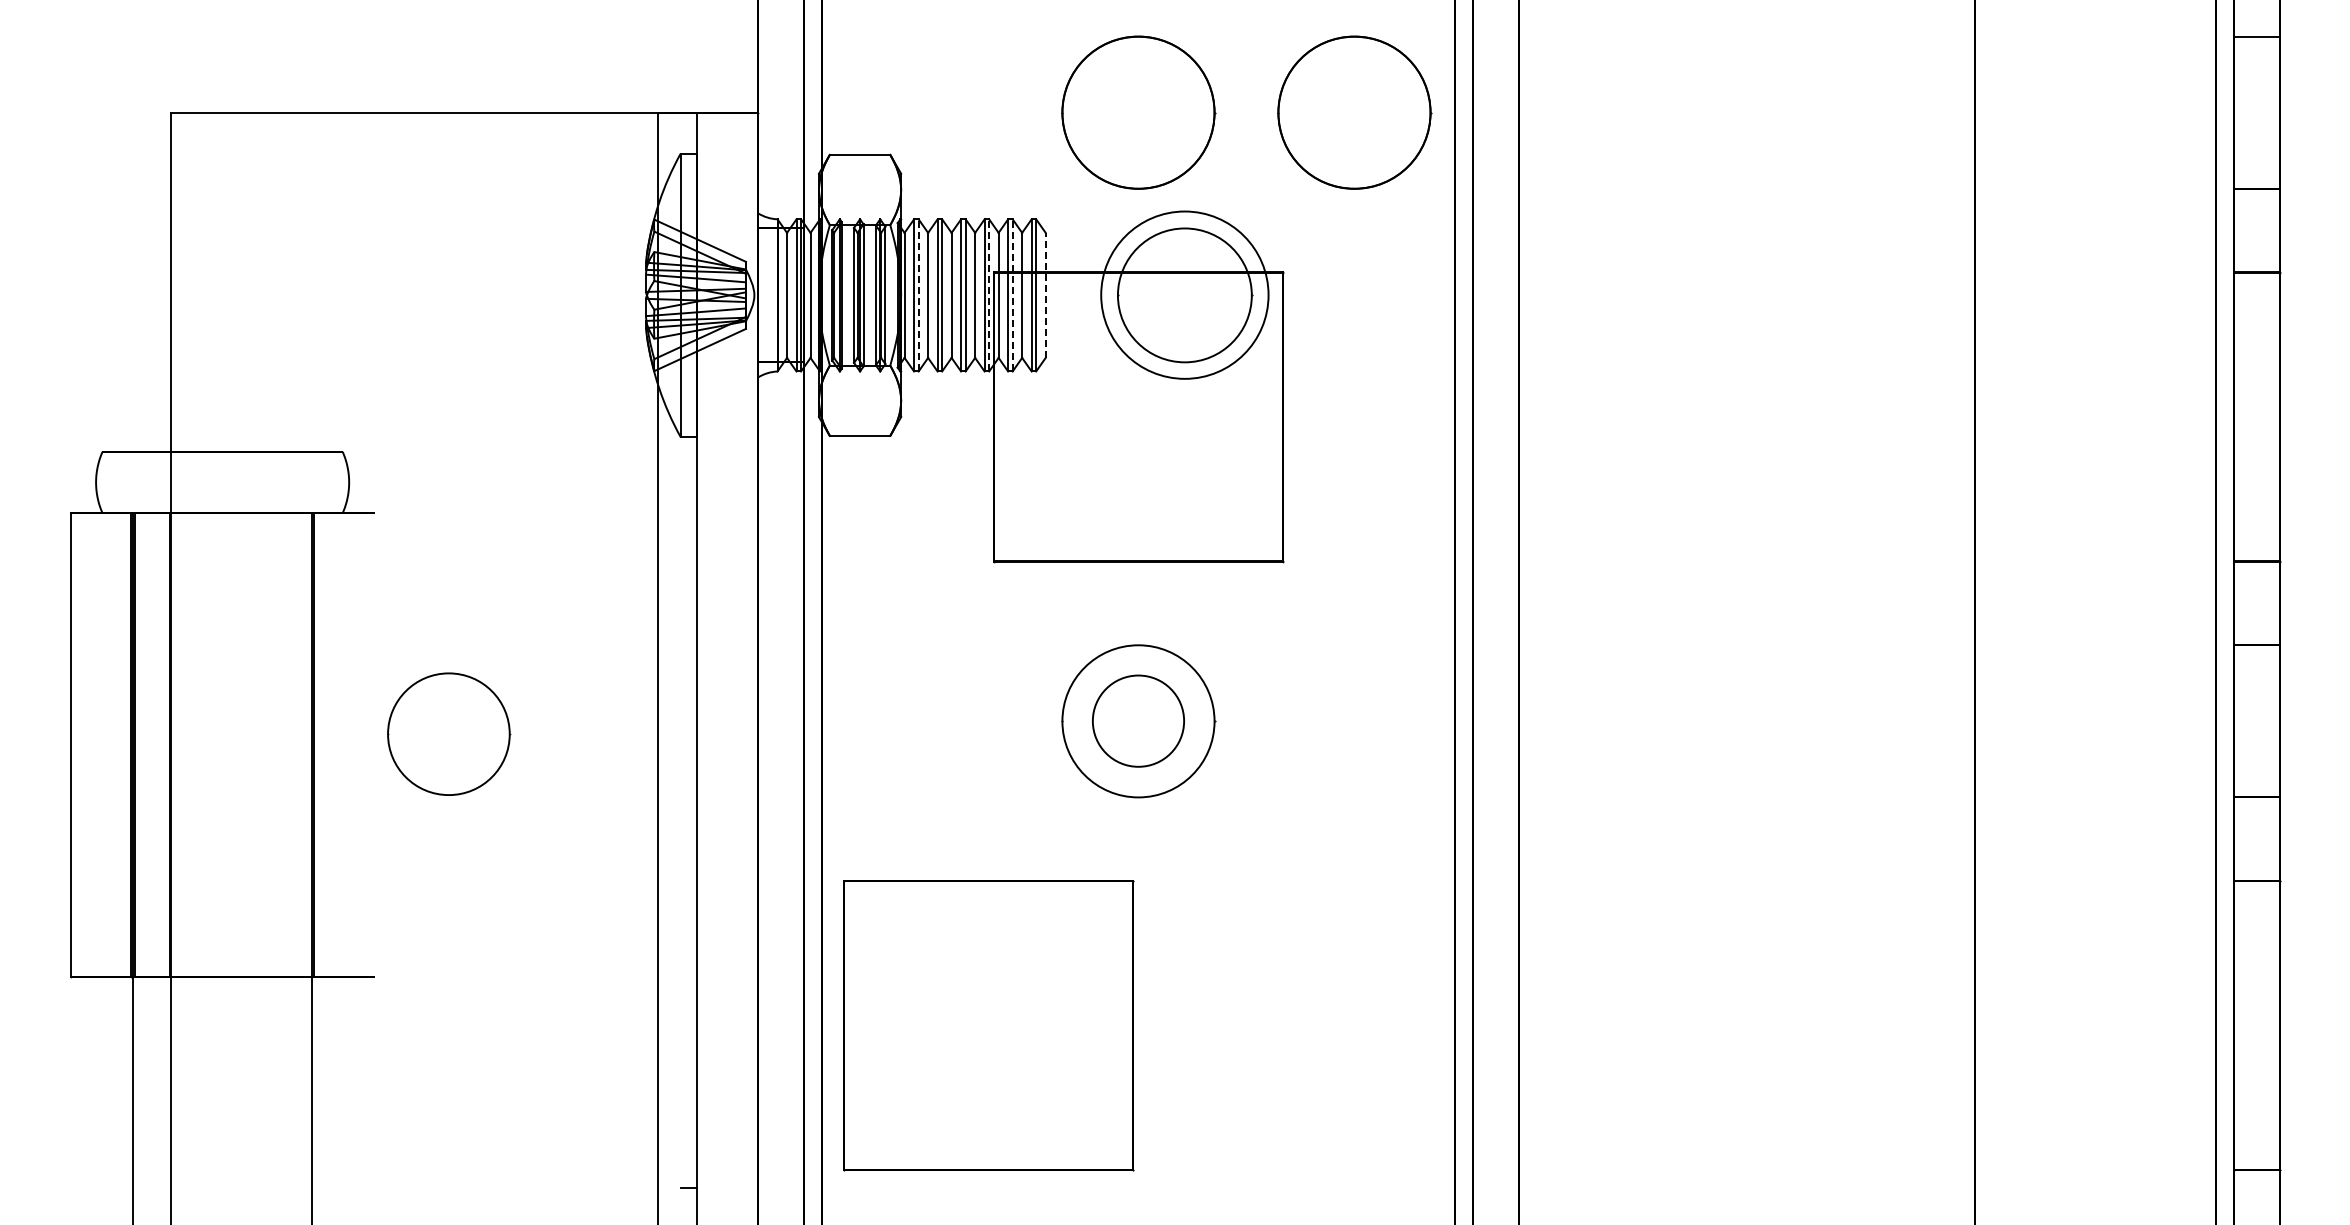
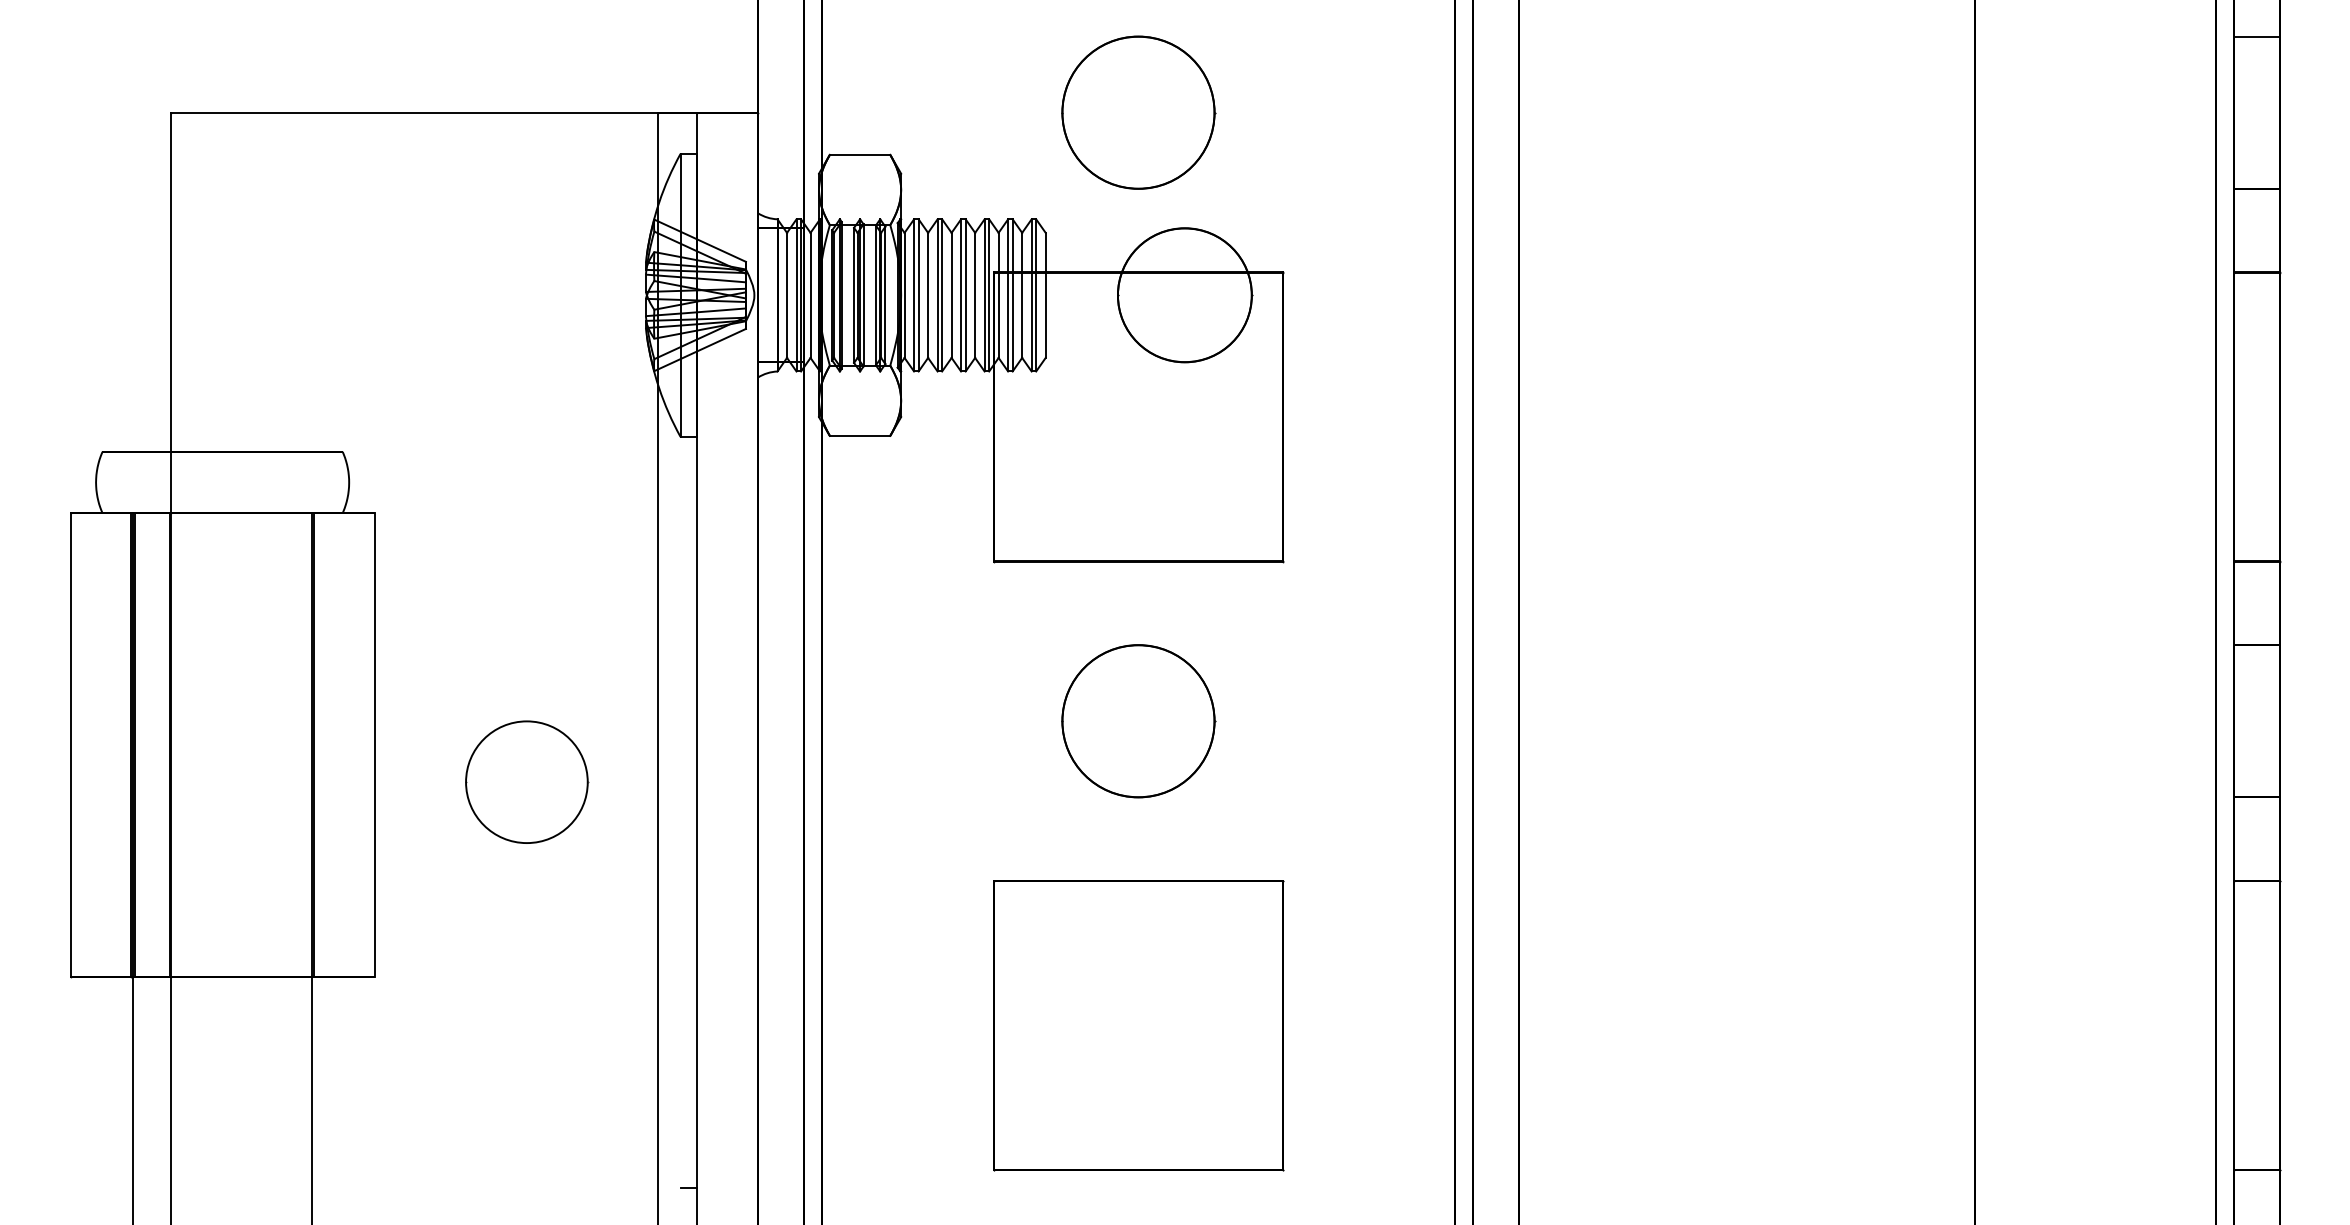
part: present -> none (1354, 112)
line: dashed -> solid (918, 294)
line: dashed -> solid (989, 294)
line: dashed -> solid (1012, 294)
line: dashed -> solid (1045, 294)
circle diameter: 167 px -> 134 px (1184, 295)
circle diameter: 91 px -> 152 px (1138, 721)
part position: (449, 733) -> (527, 781) (527, 781)
line: none -> present (374, 744)
part position: (988, 1025) -> (1138, 1025) (1138, 1025)
